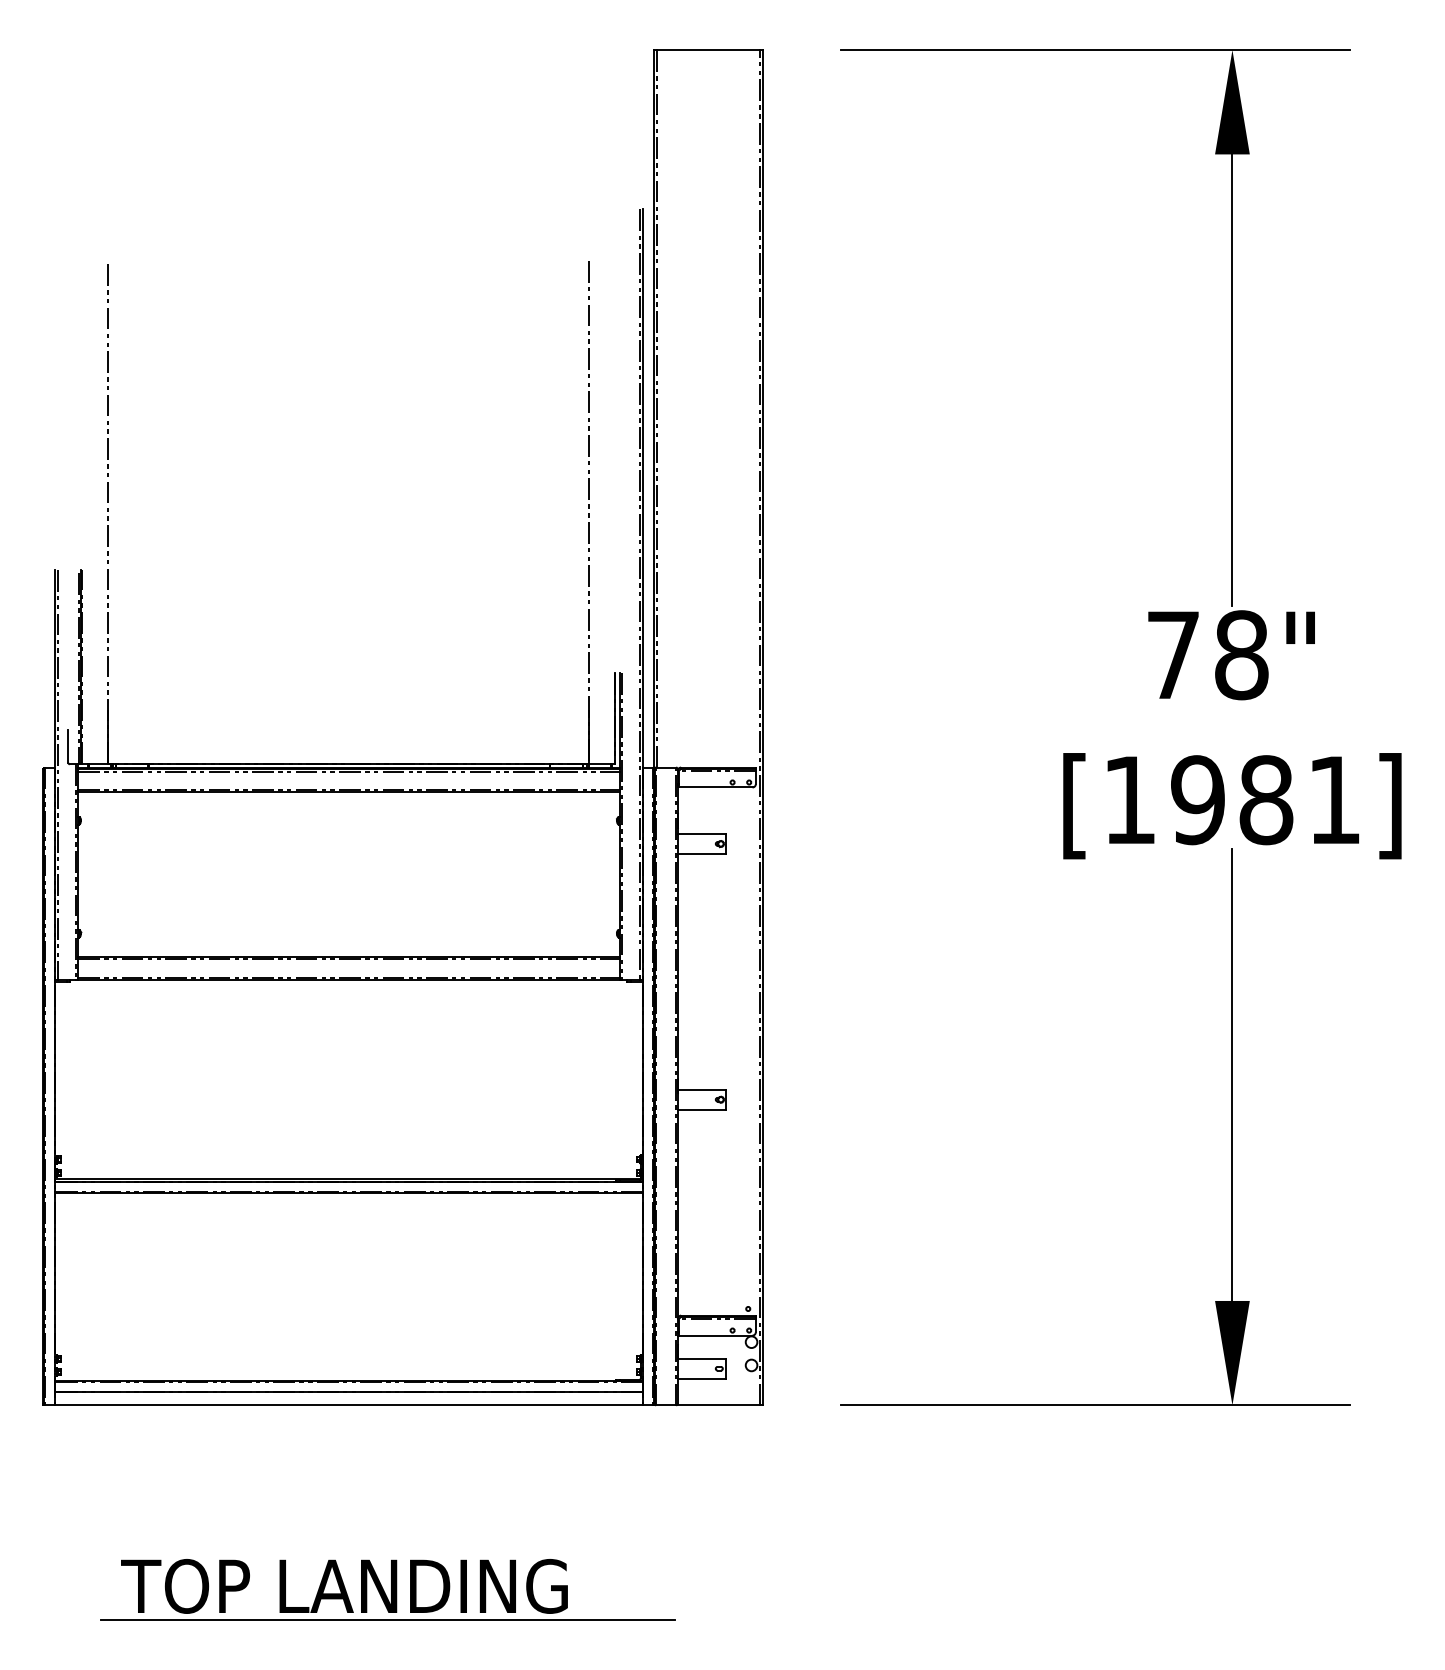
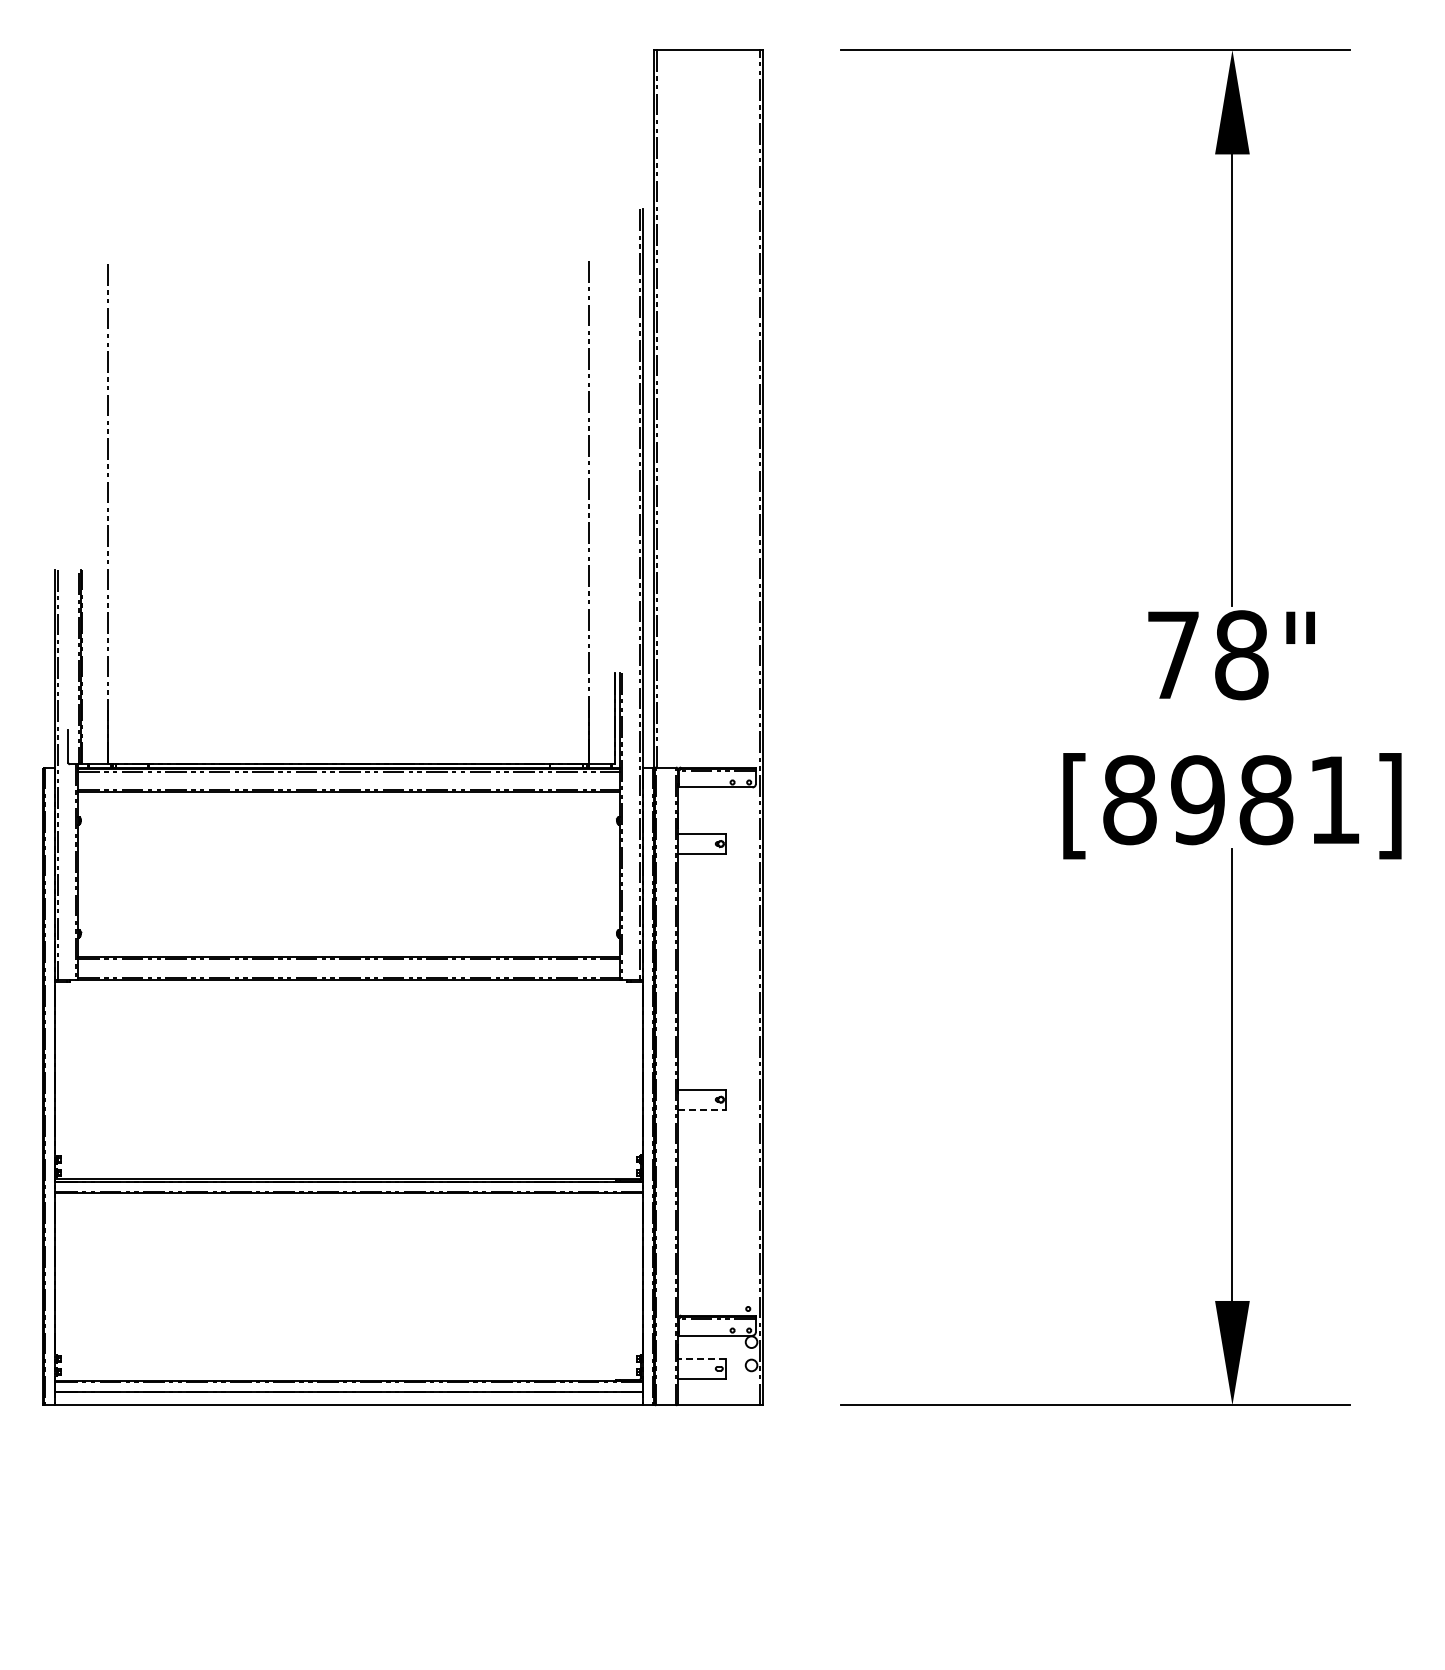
text: [1981] -> [8981] (1129, 800)
line: solid -> dashed (702, 1109)
line: solid -> dashed (702, 1358)
part: present -> none (387, 1589)
